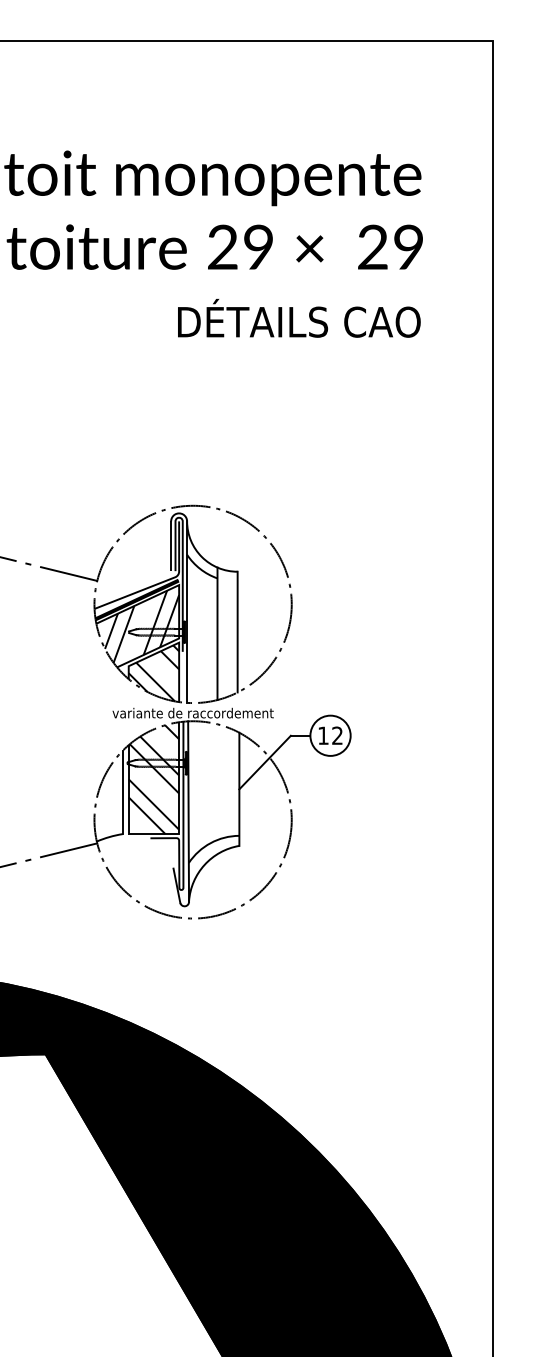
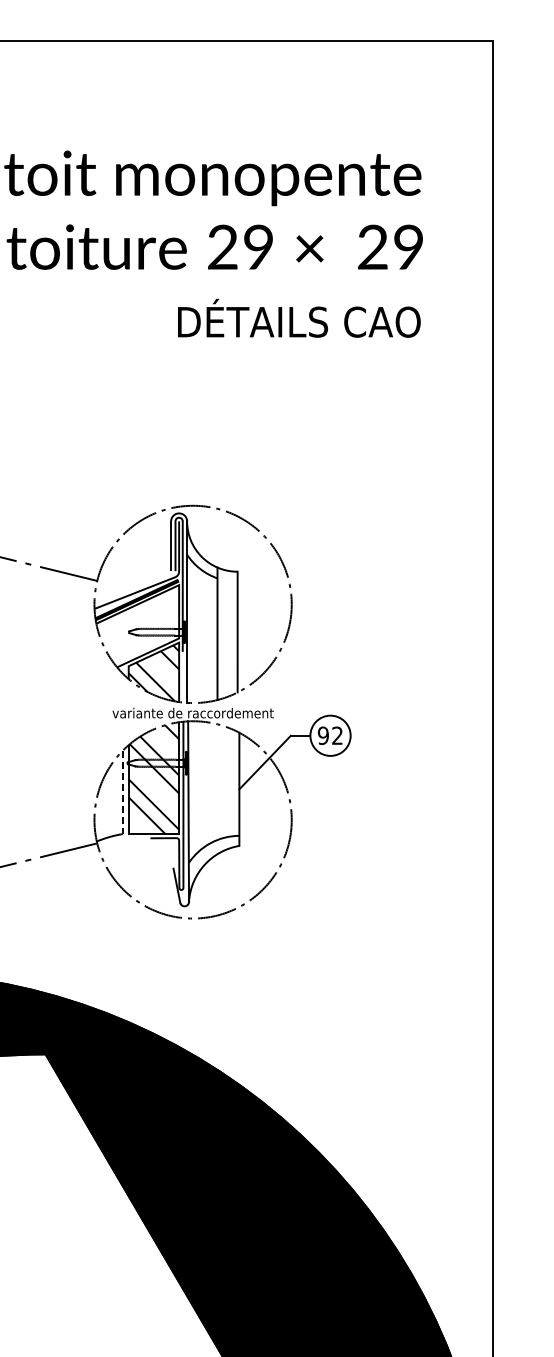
hatch: present -> none (142, 626)
text: 12 -> 92 (322, 735)
line: solid -> dashed (122, 792)
